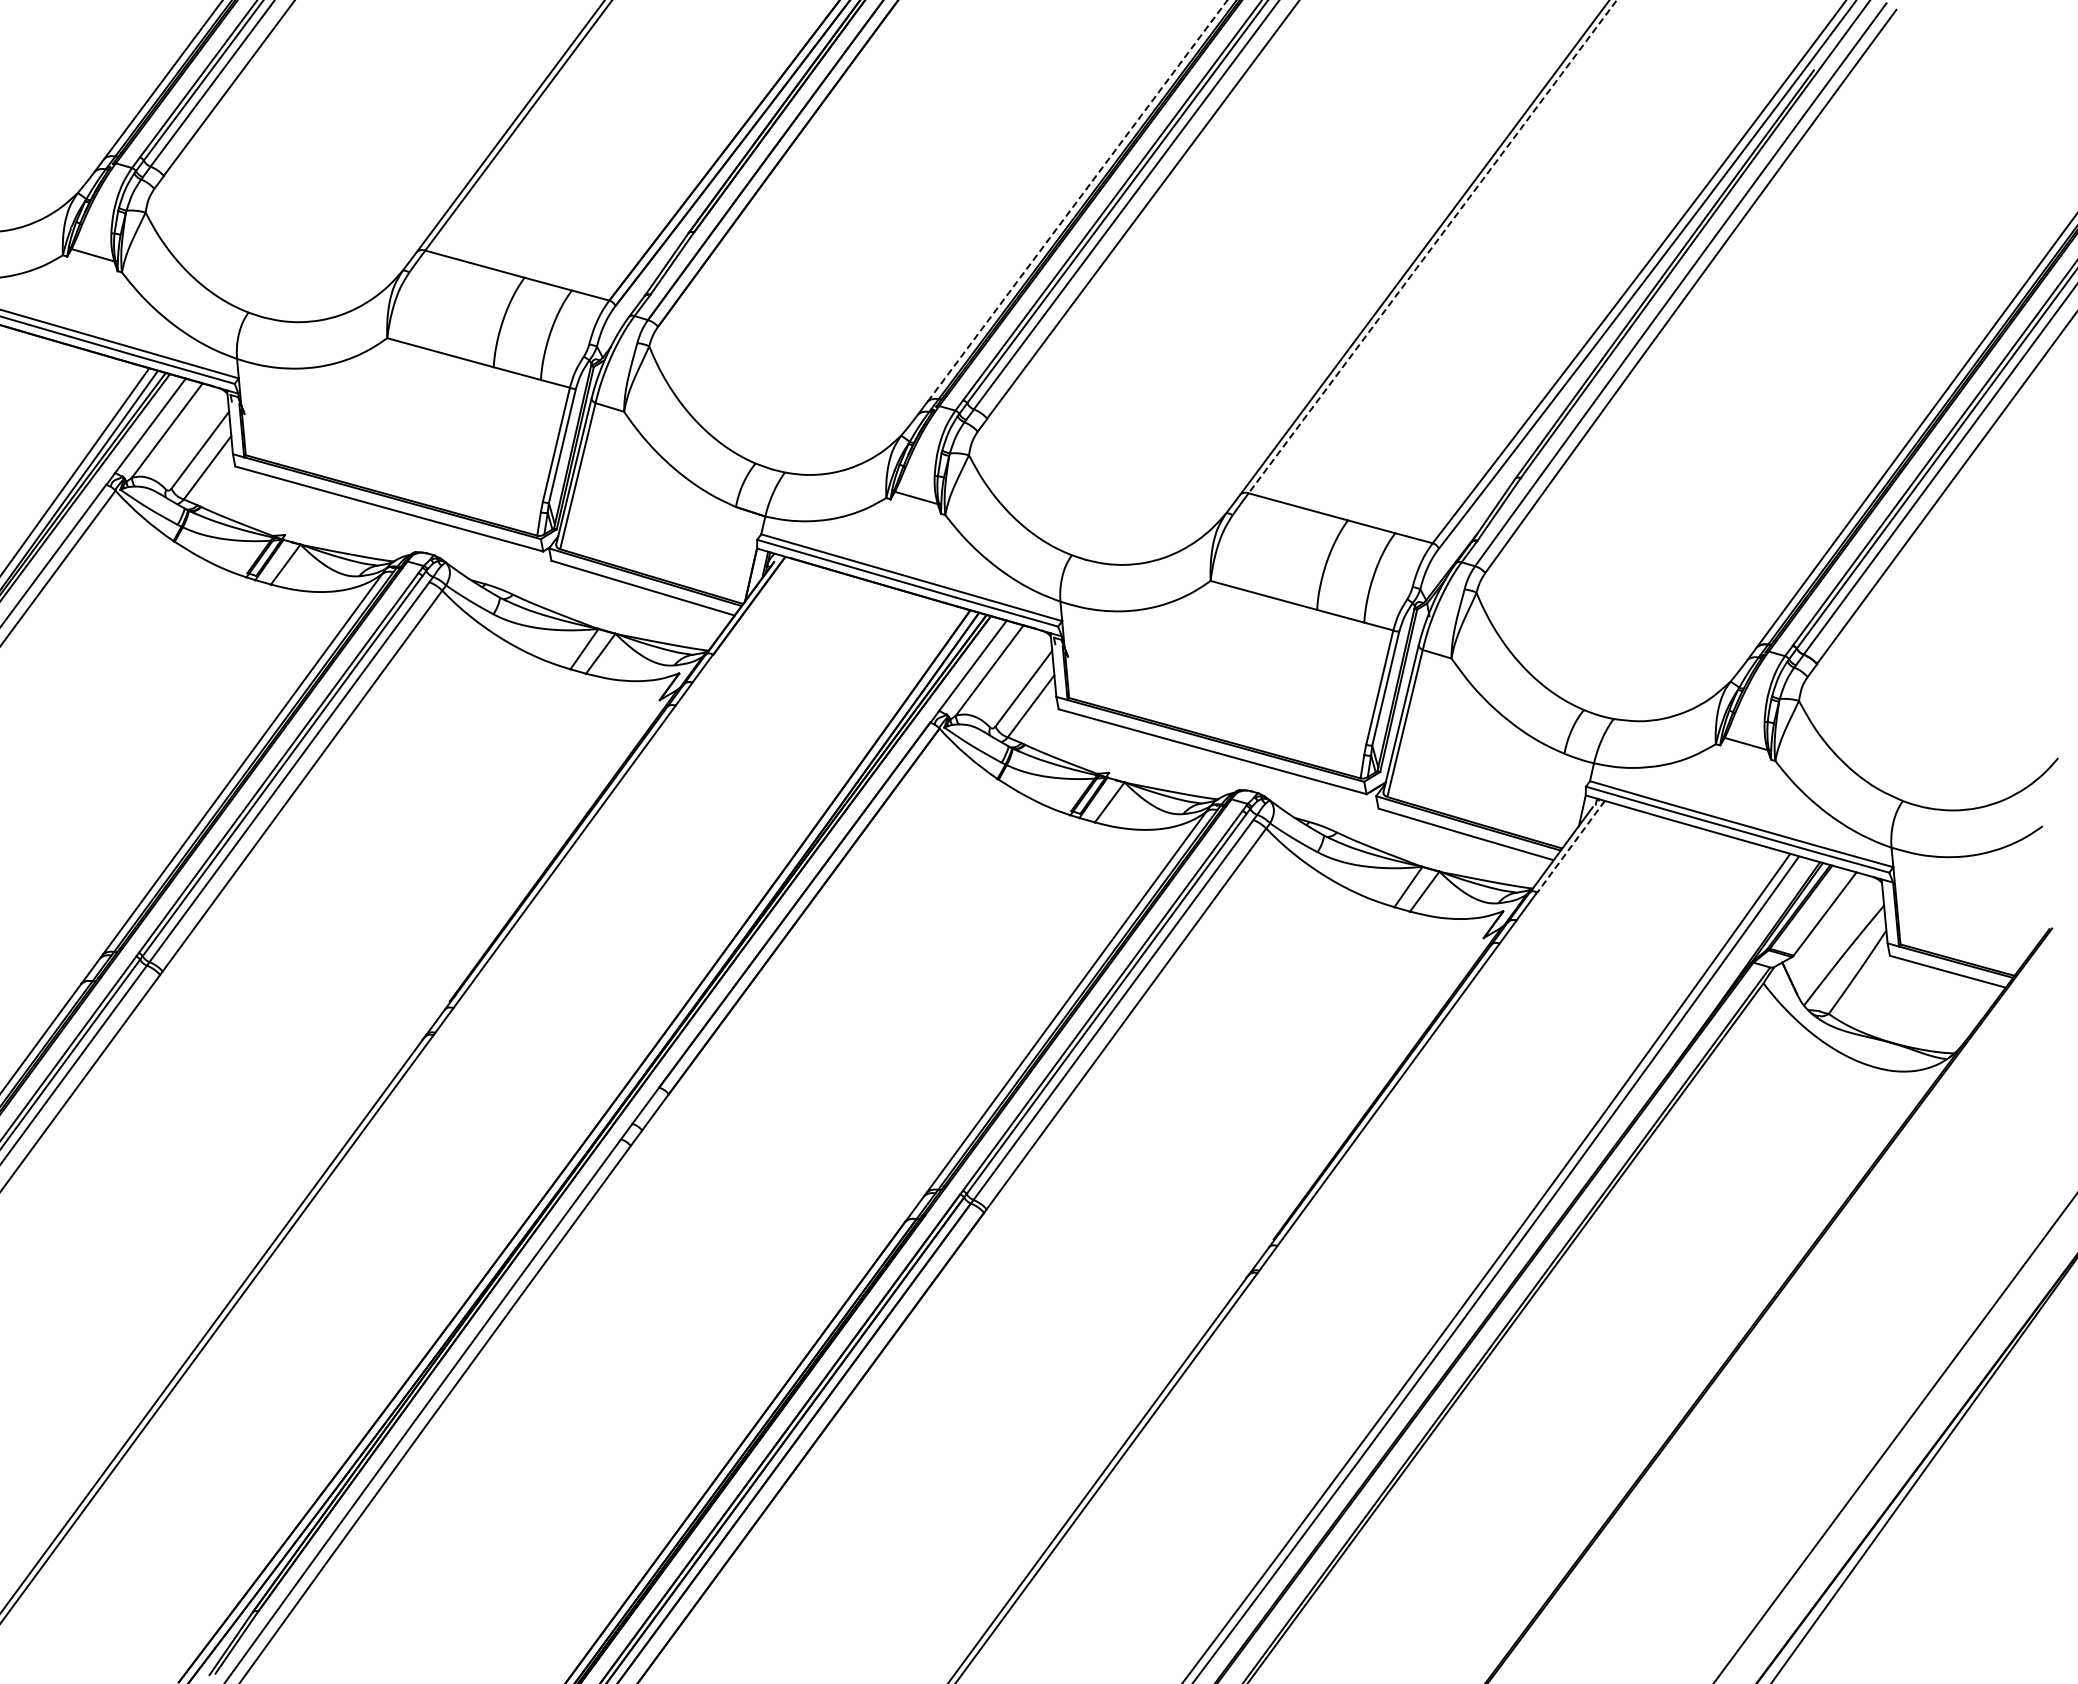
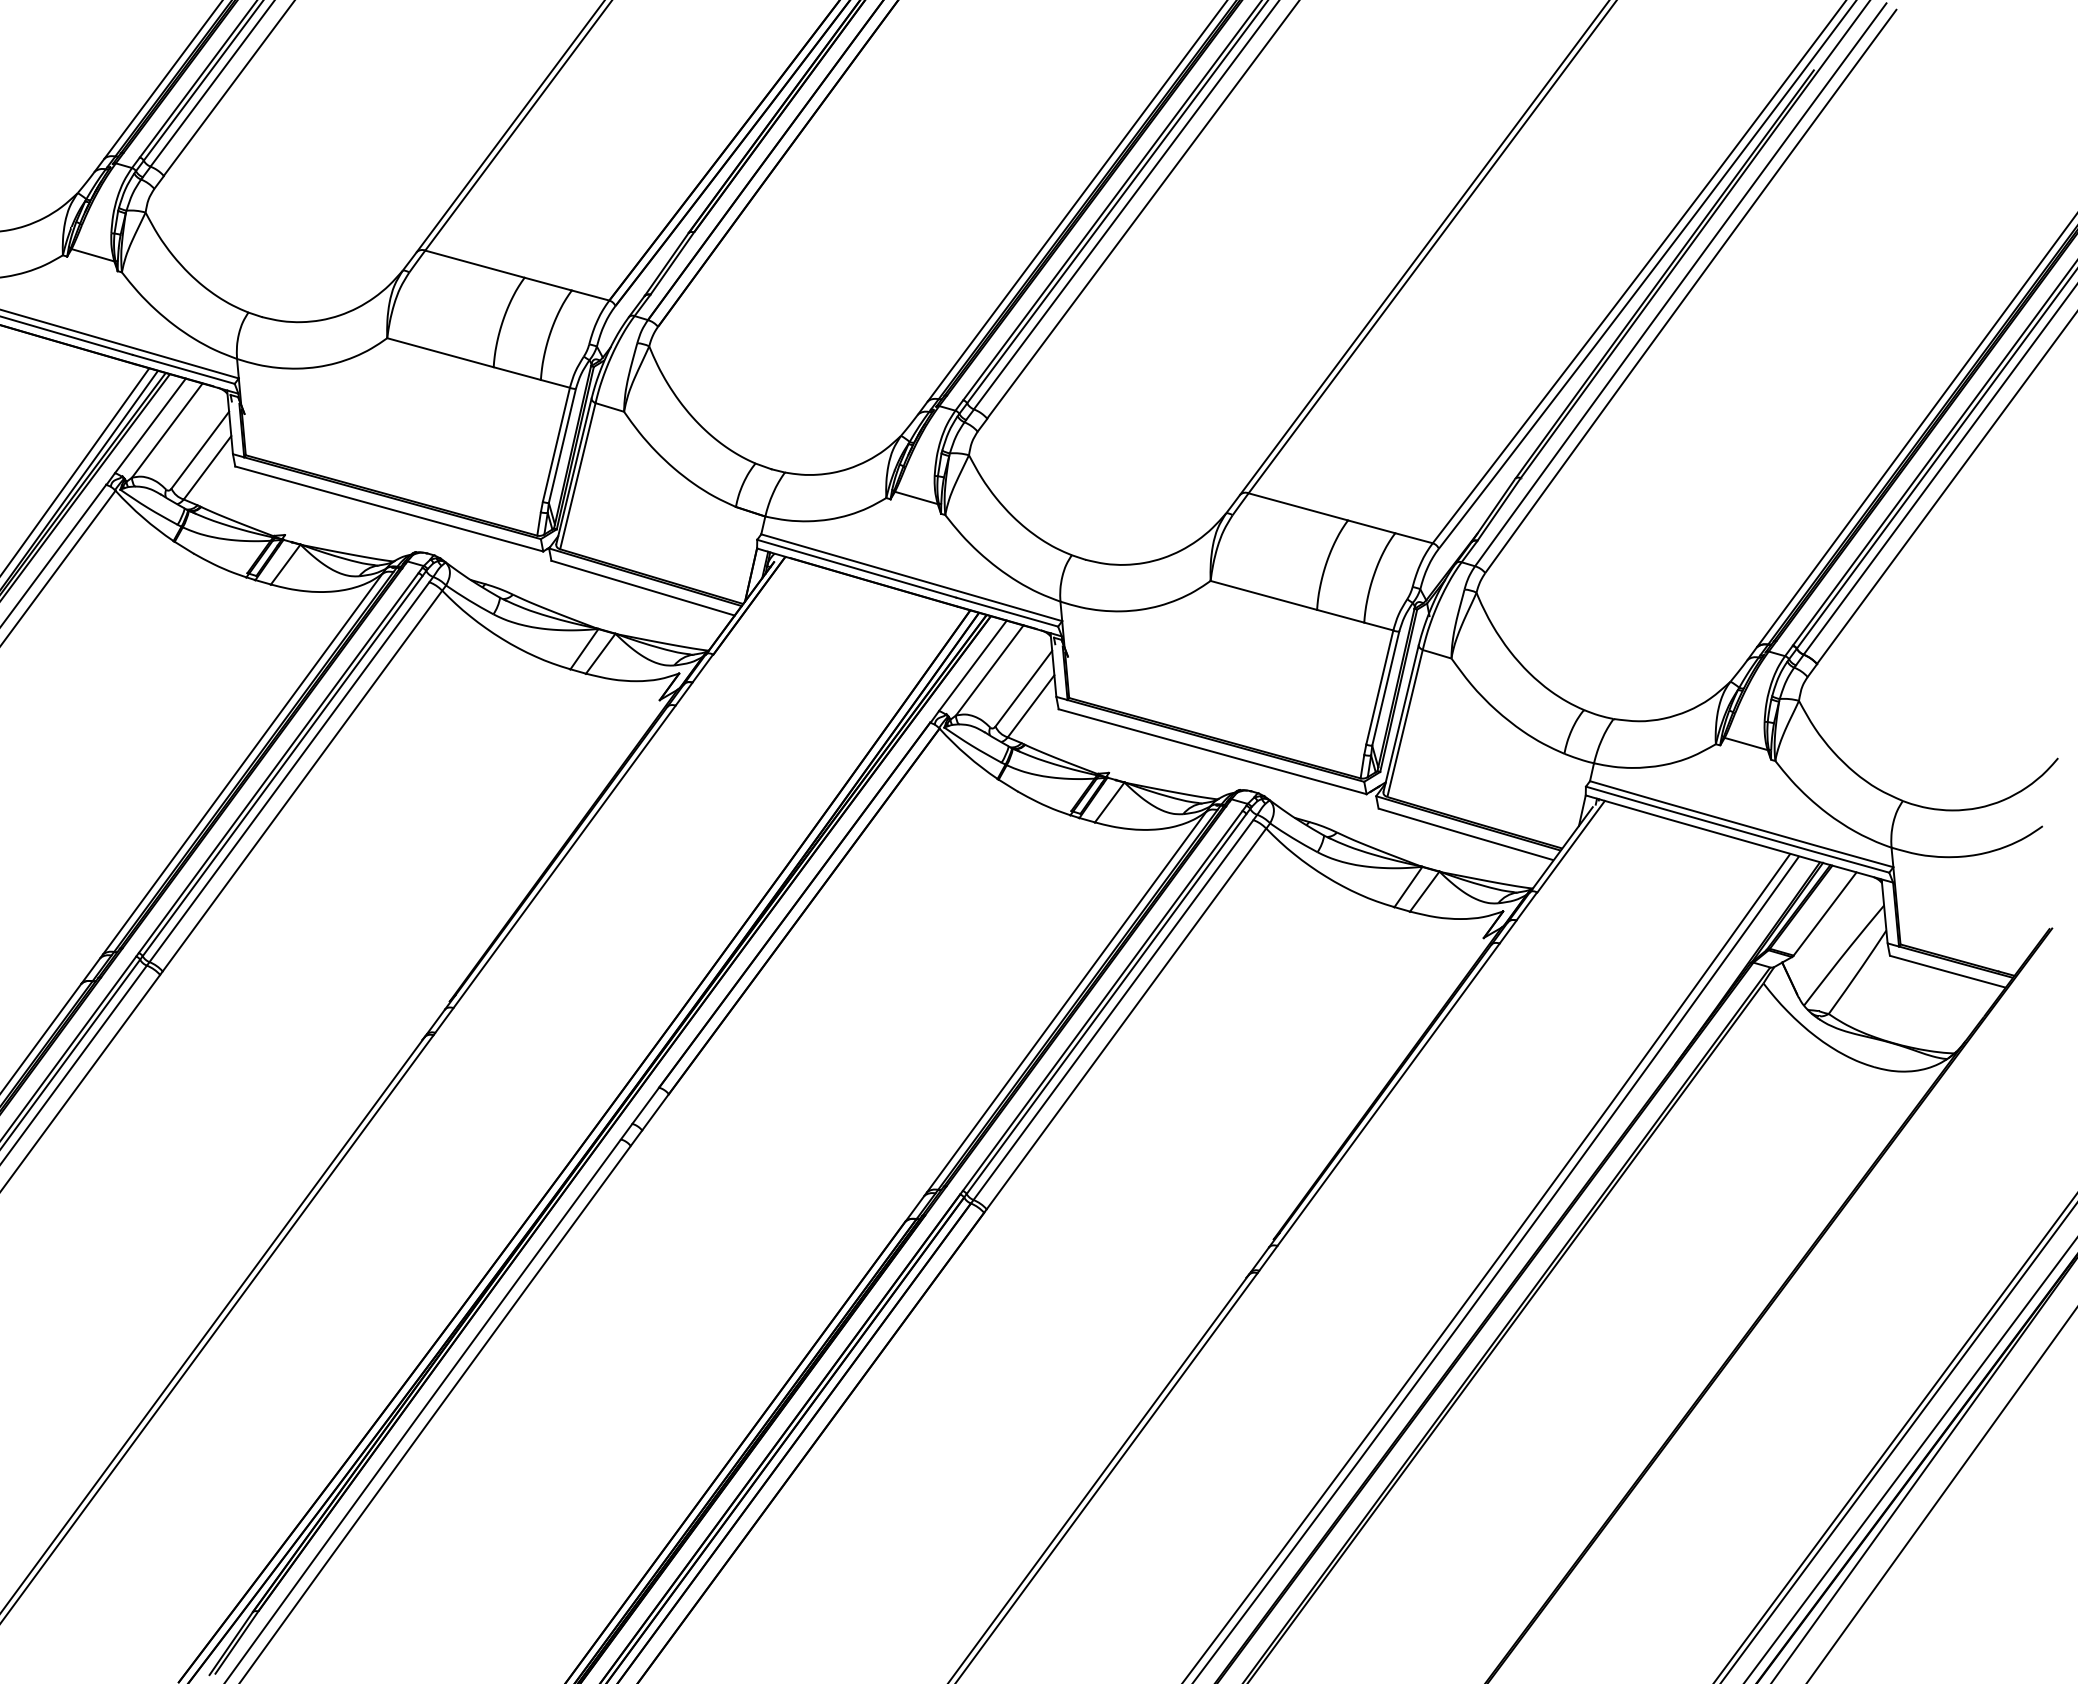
line: dashed -> solid (1077, 200)
line: dashed -> solid (1432, 246)
line: dashed -> solid (1571, 846)
line: none -> present (1898, 1443)
line: none -> present (1909, 1460)
line: none -> present (1941, 1495)
